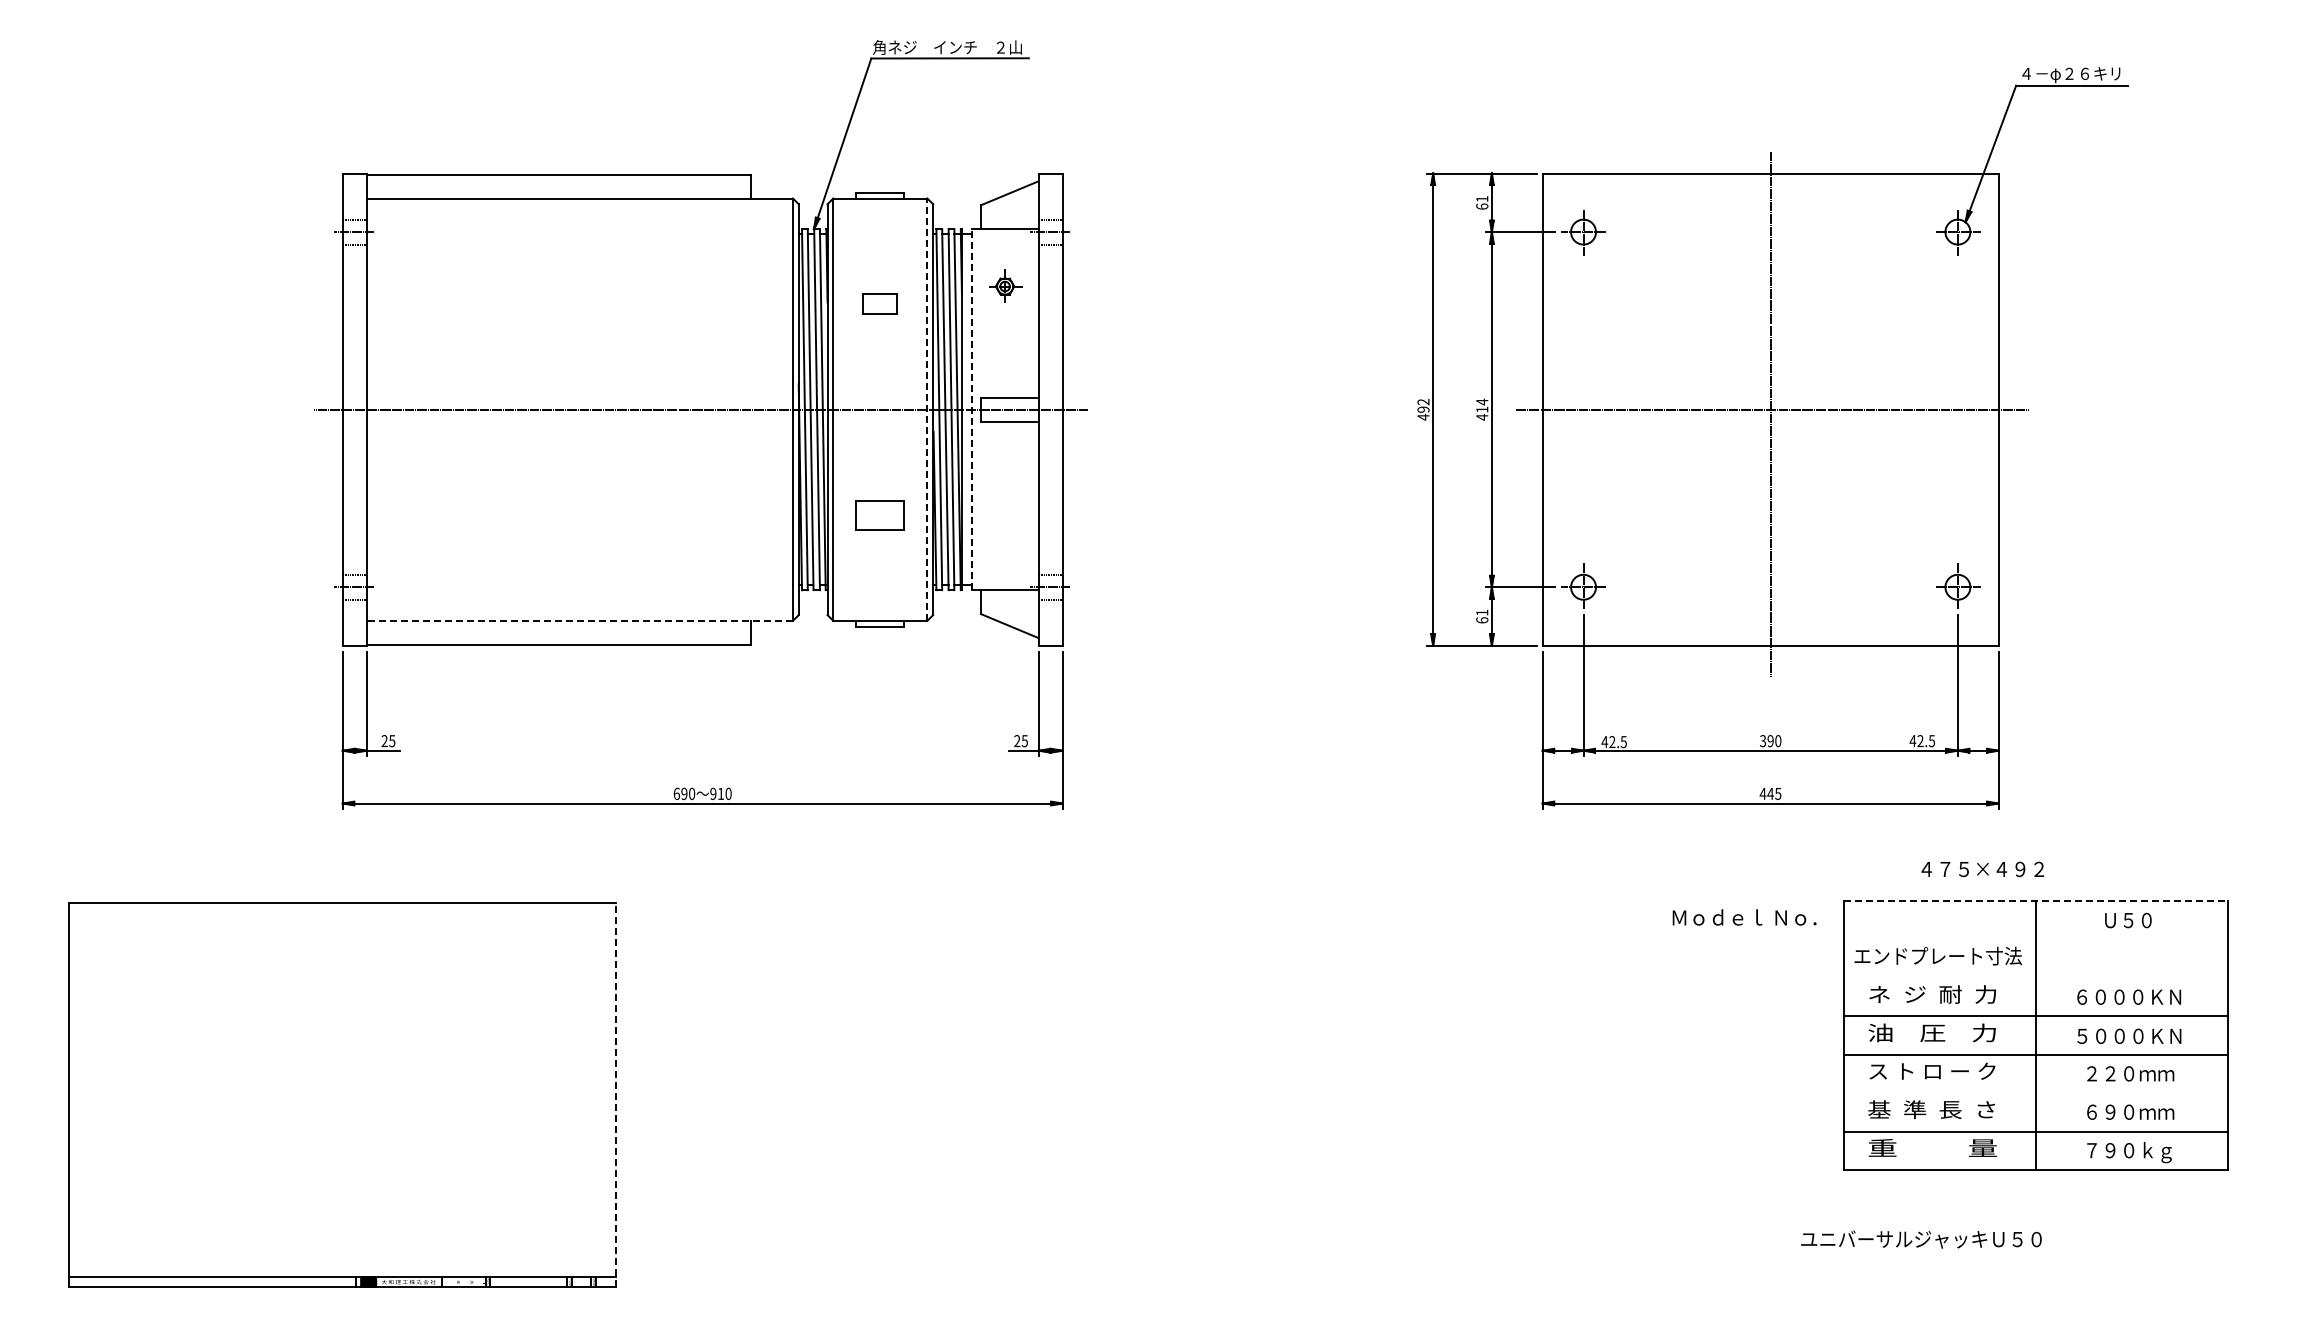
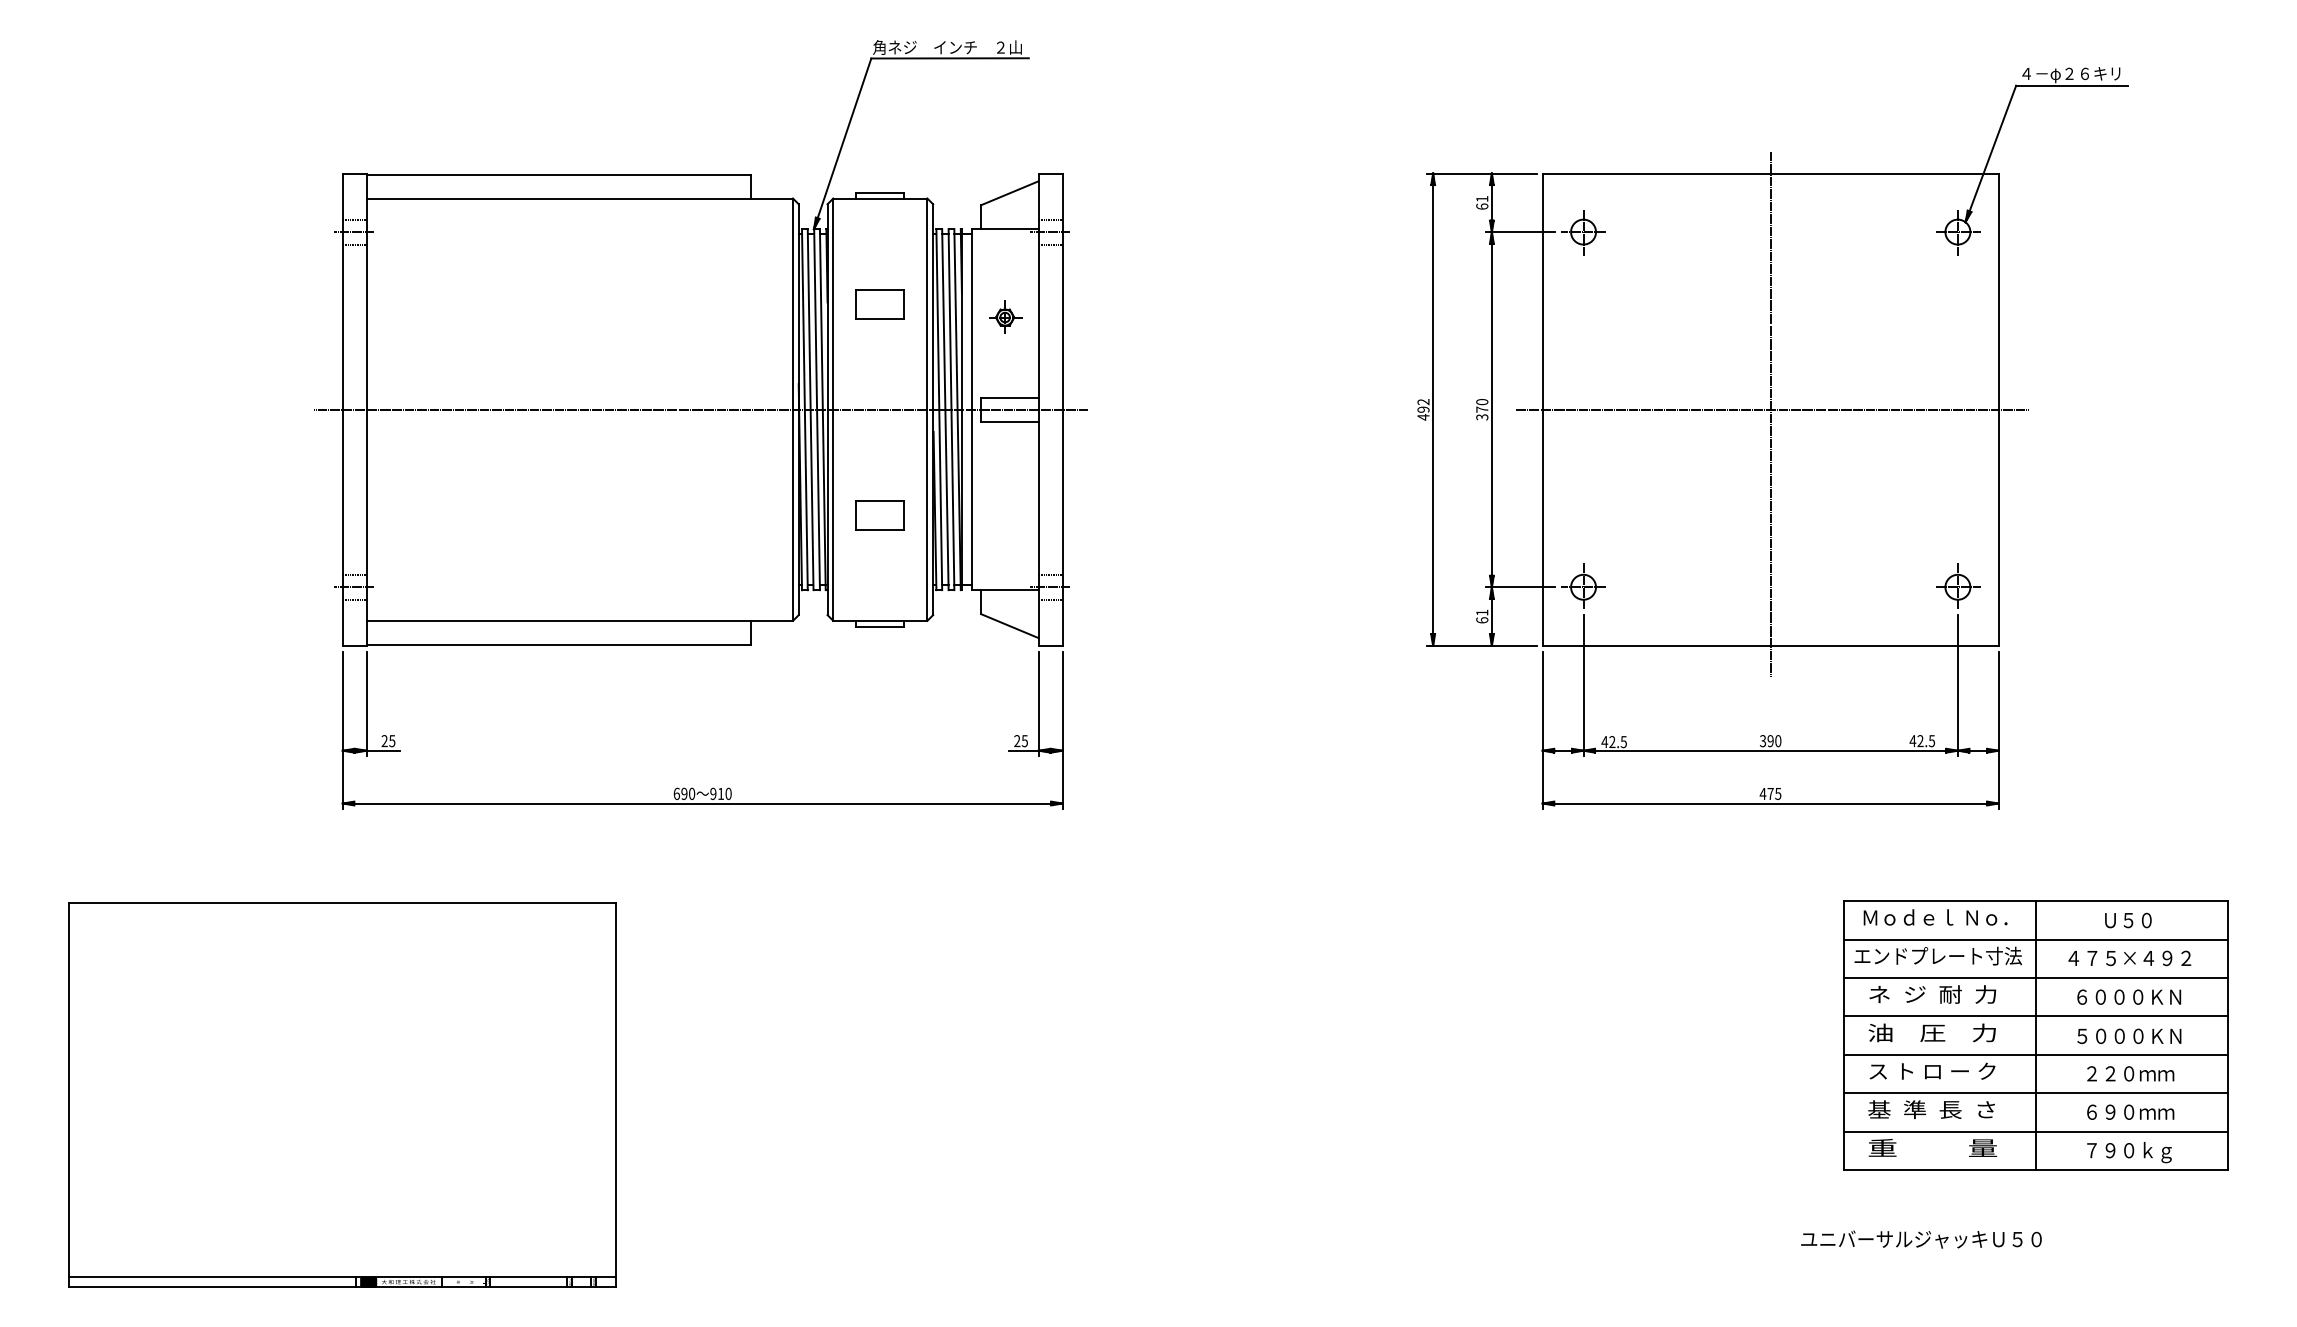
part position: (1005, 285) -> (1005, 316) (1005, 316)
part size: 36x22 px -> 50x31 px (879, 304)
line: dashed -> solid (927, 409)
line: dashed -> solid (971, 409)
text: 414 -> 370 (1482, 409)
line: dashed -> solid (579, 620)
text: 445 -> 475 (1770, 793)
text position: (1982, 869) -> (2129, 958) (2129, 958)
line: dashed -> solid (2036, 901)
text position: (1744, 917) -> (1935, 917) (1935, 917)
line: none -> present (2036, 939)
line: none -> present (2036, 977)
line: none -> present (2036, 1093)
line: dashed -> solid (616, 1095)
